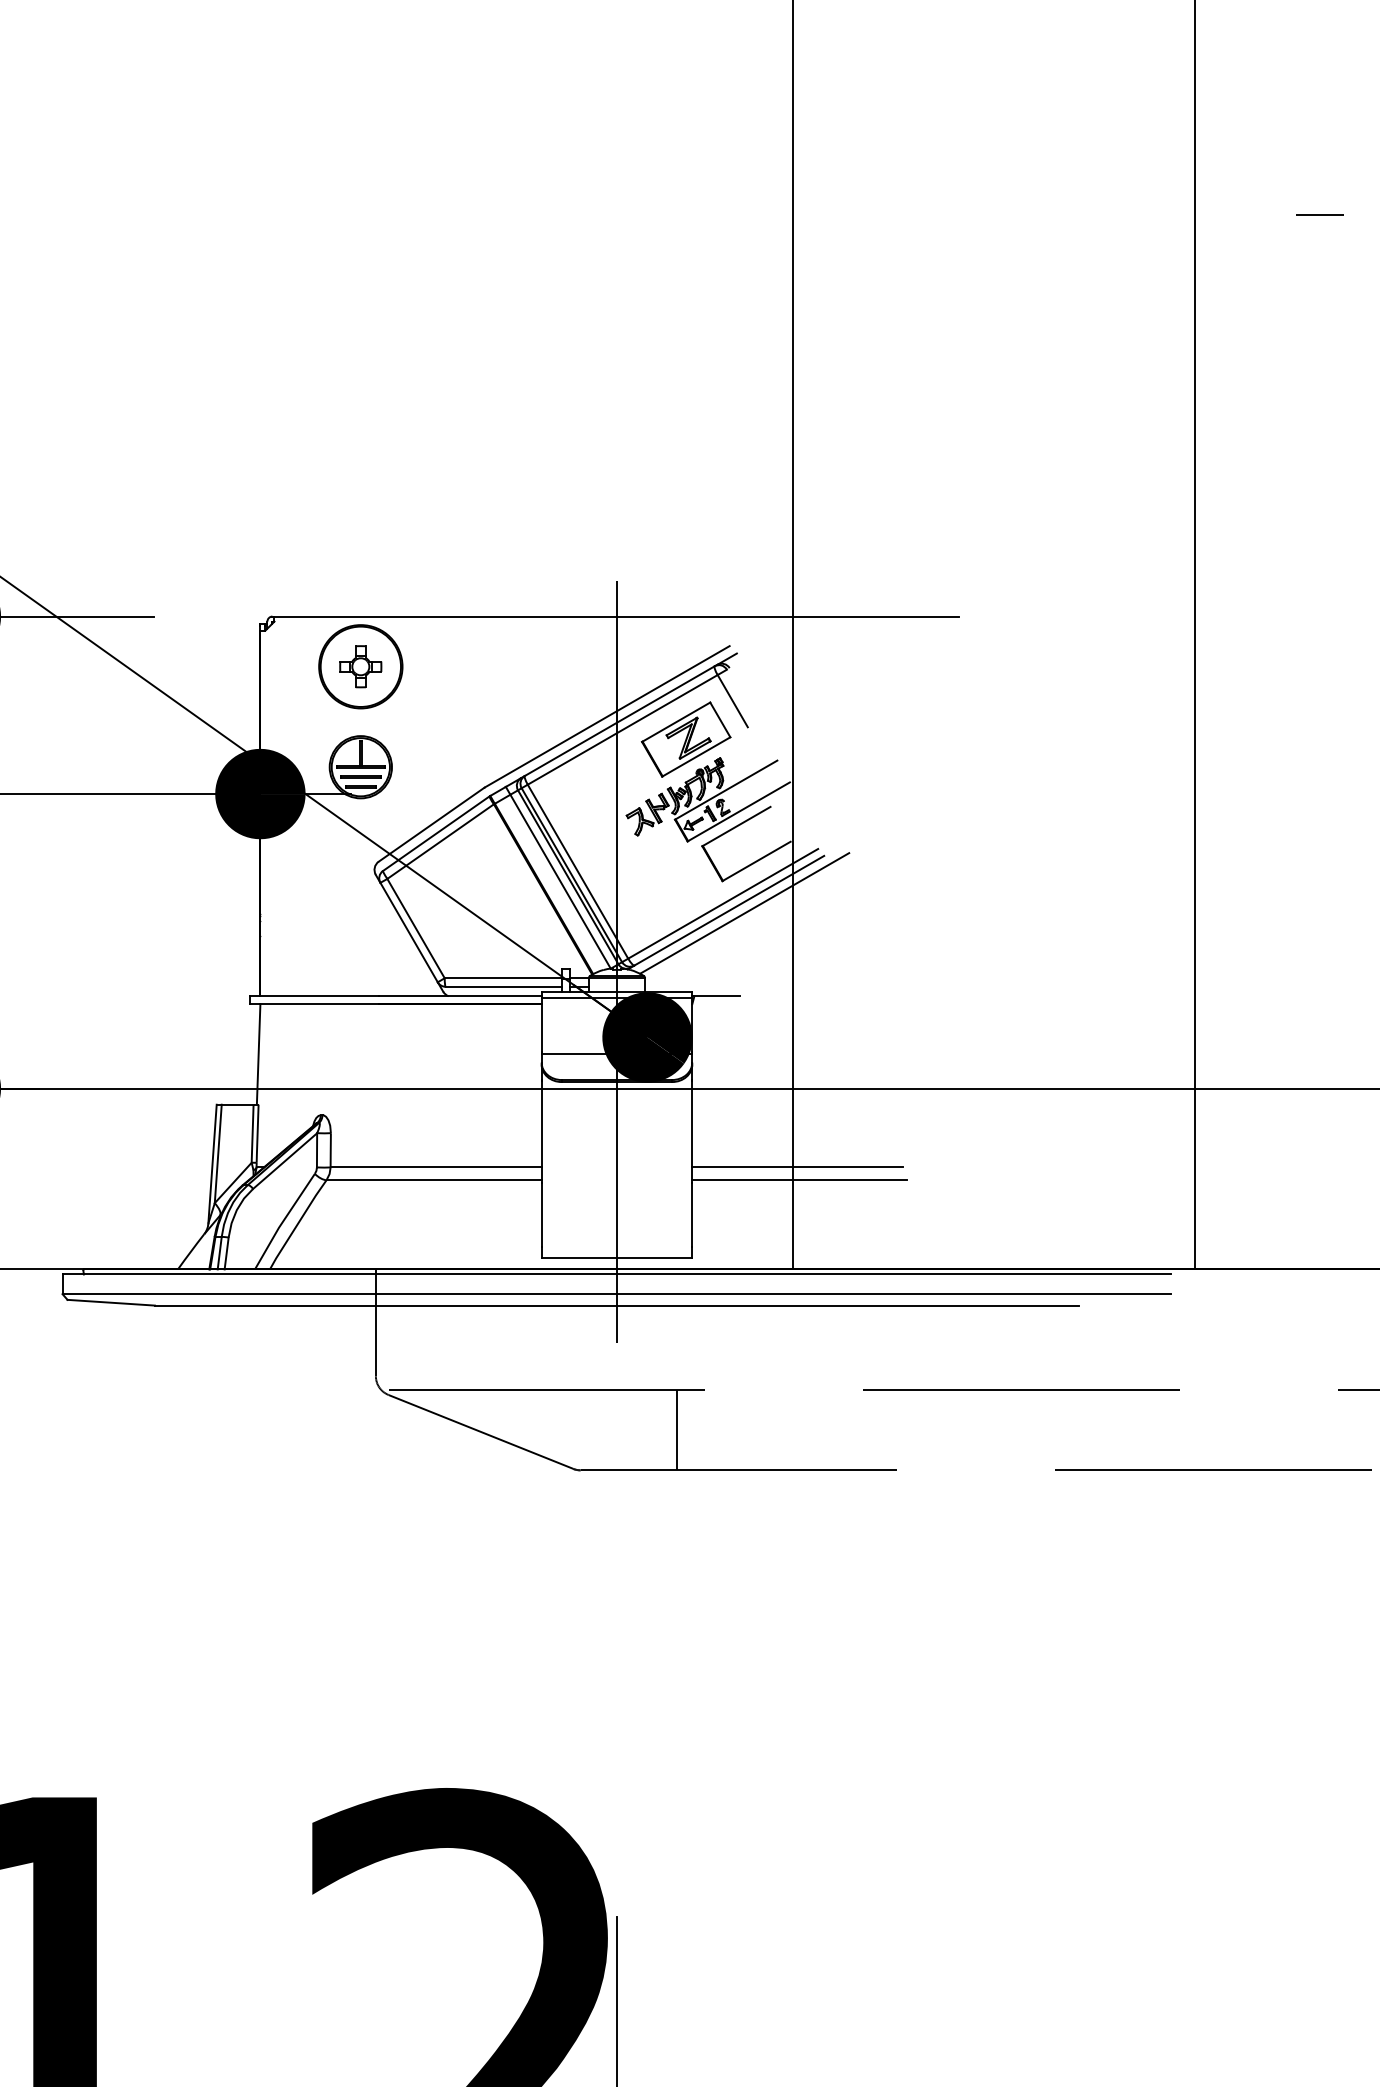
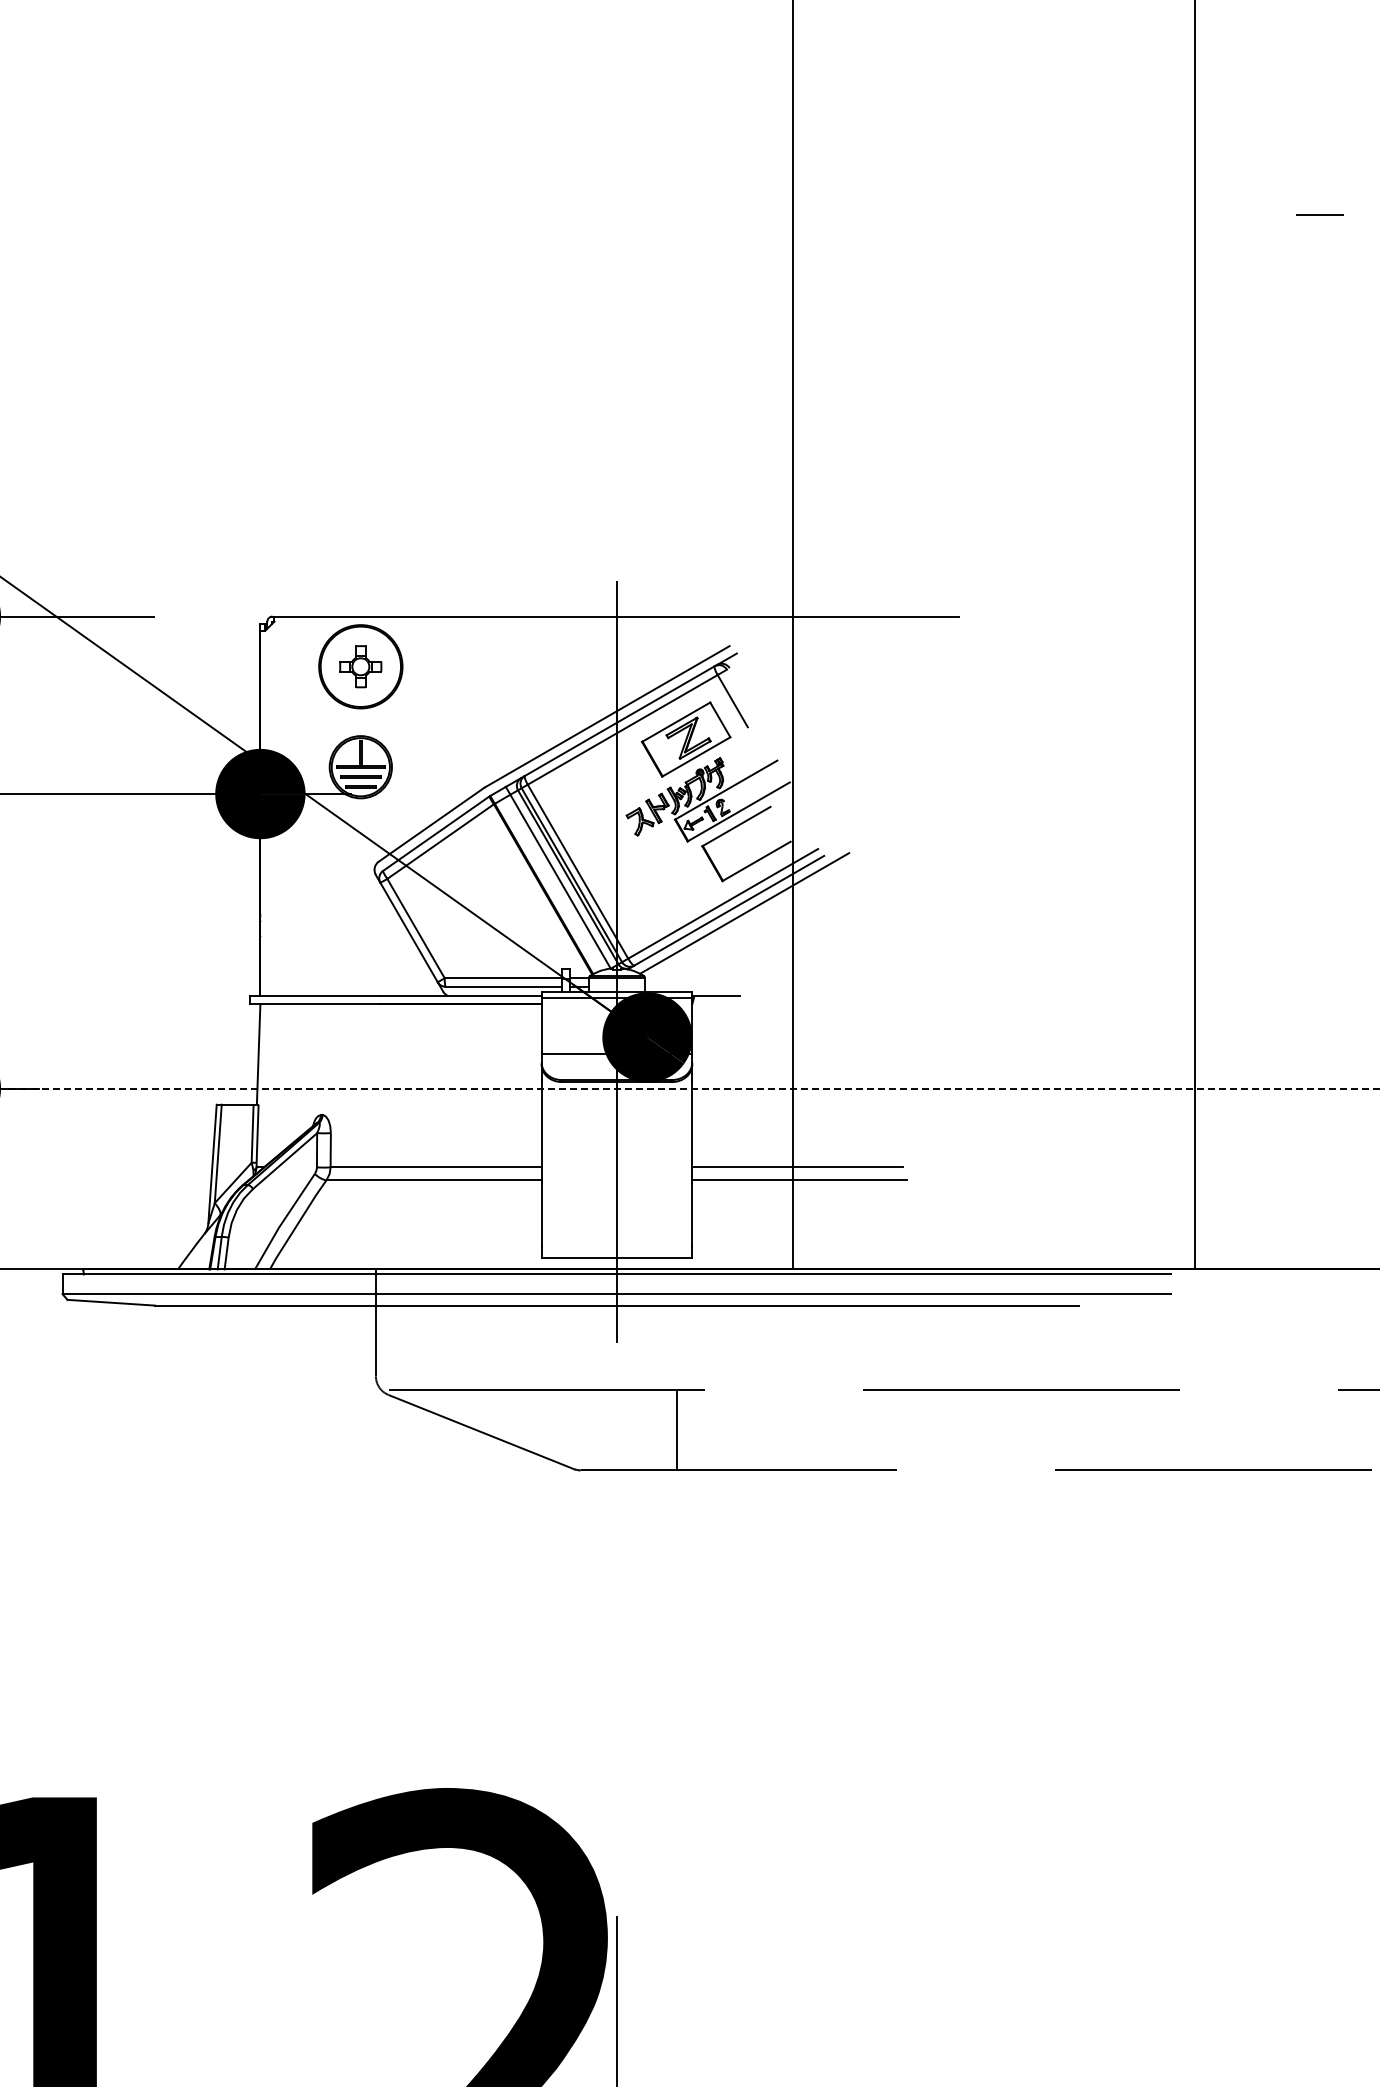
line: solid -> dashed (690, 1088)
